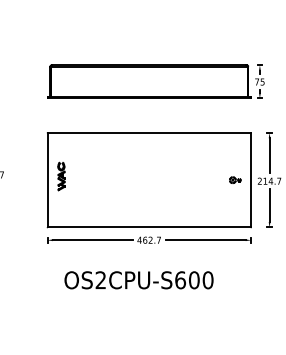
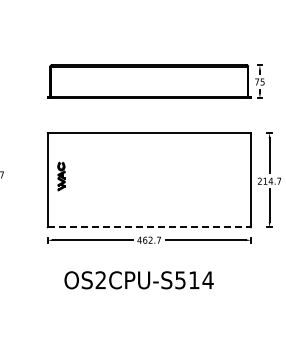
part: present -> none (235, 179)
line: solid -> dashed (149, 227)
text: OS2CPU-S600 -> OS2CPU-S514 (194, 280)
